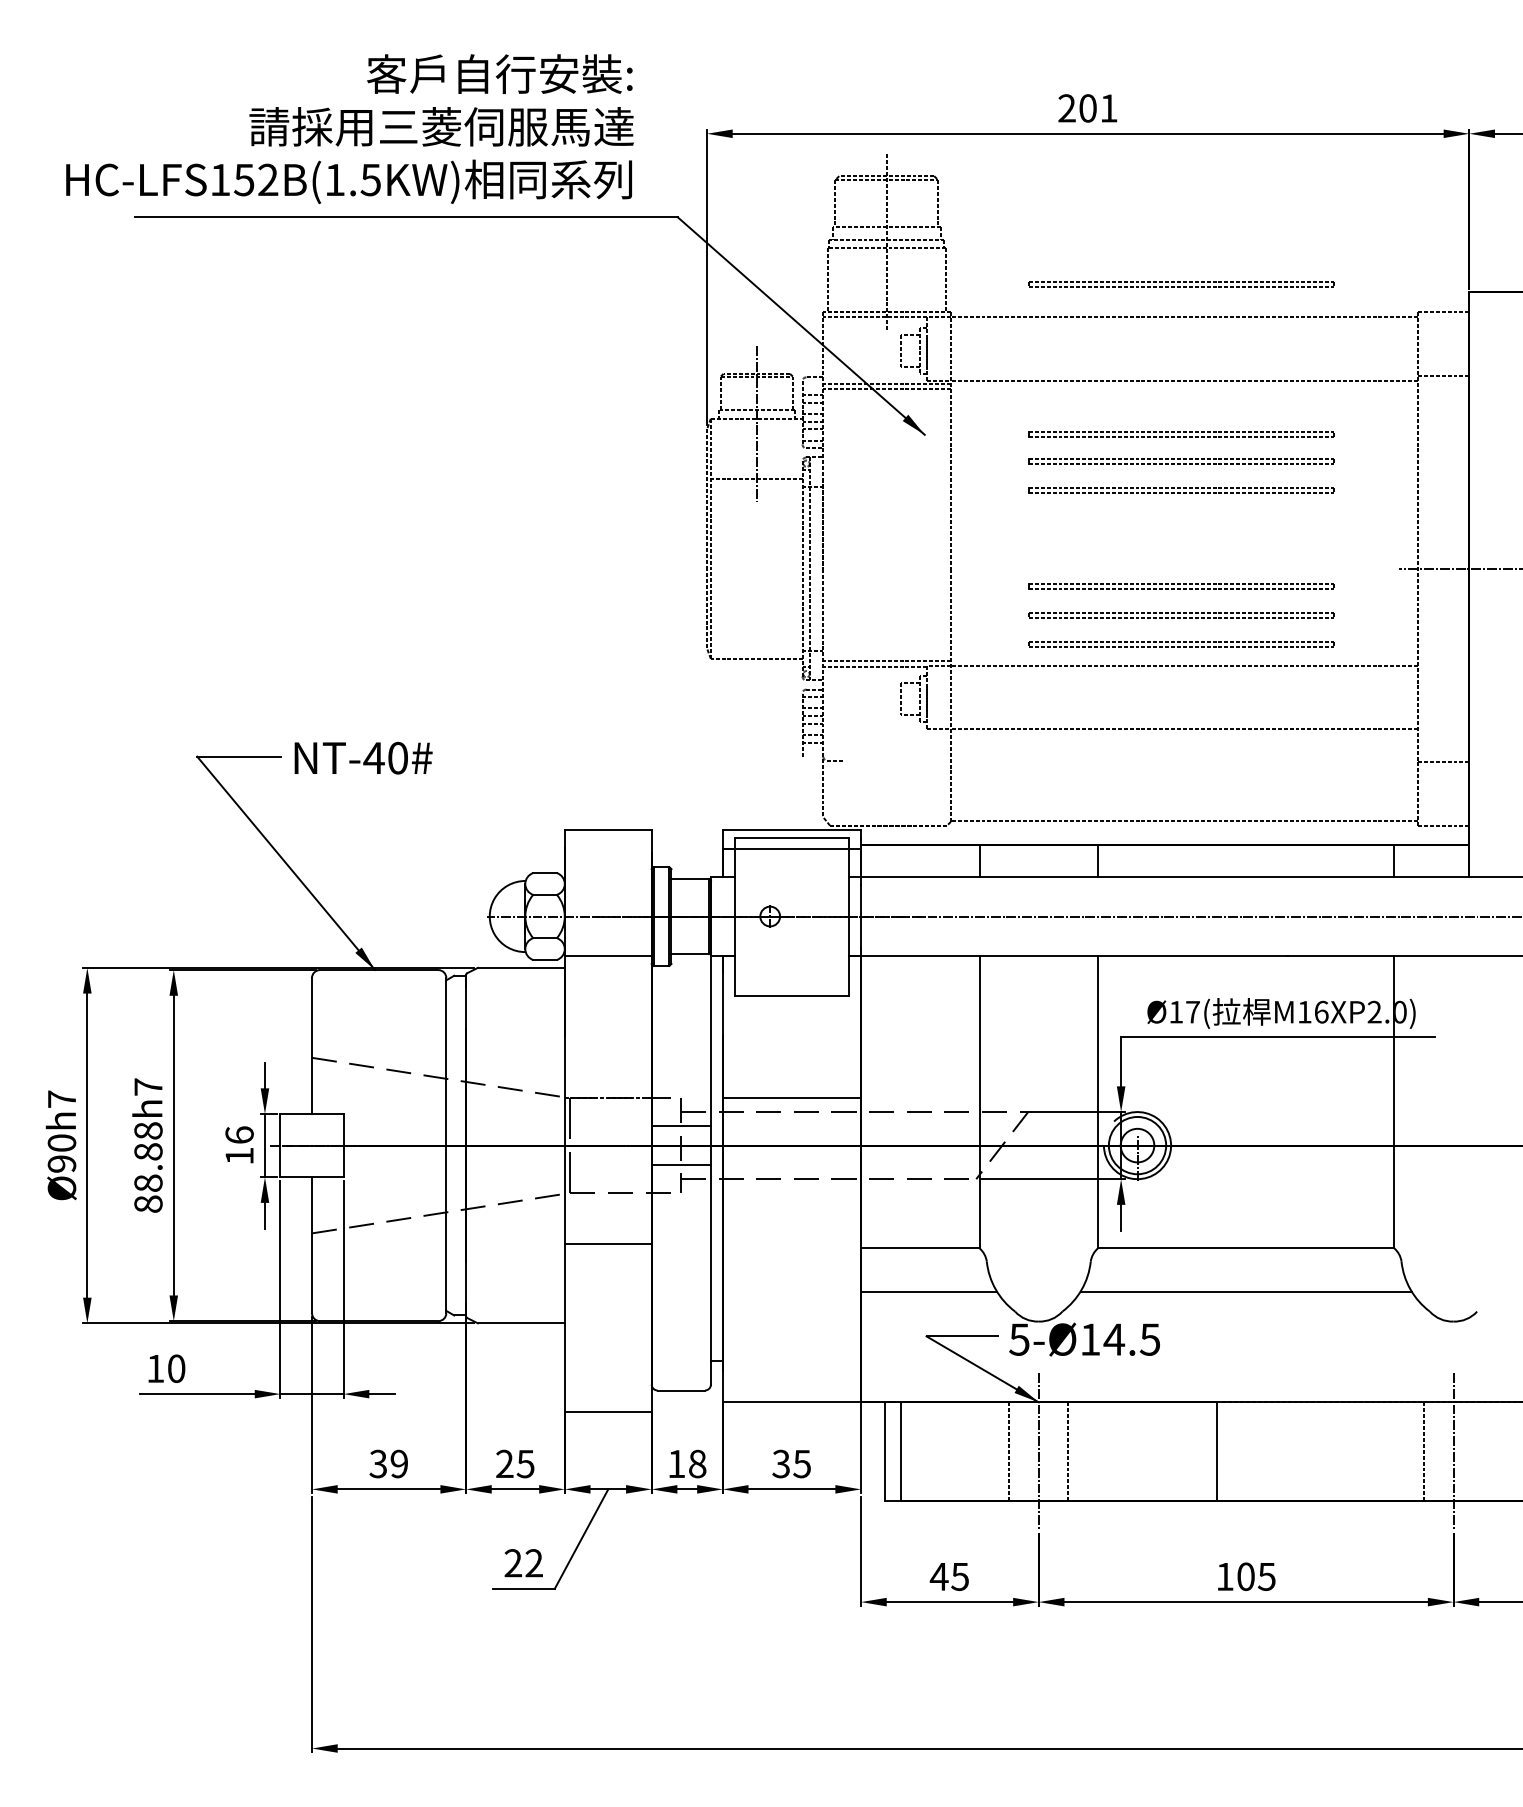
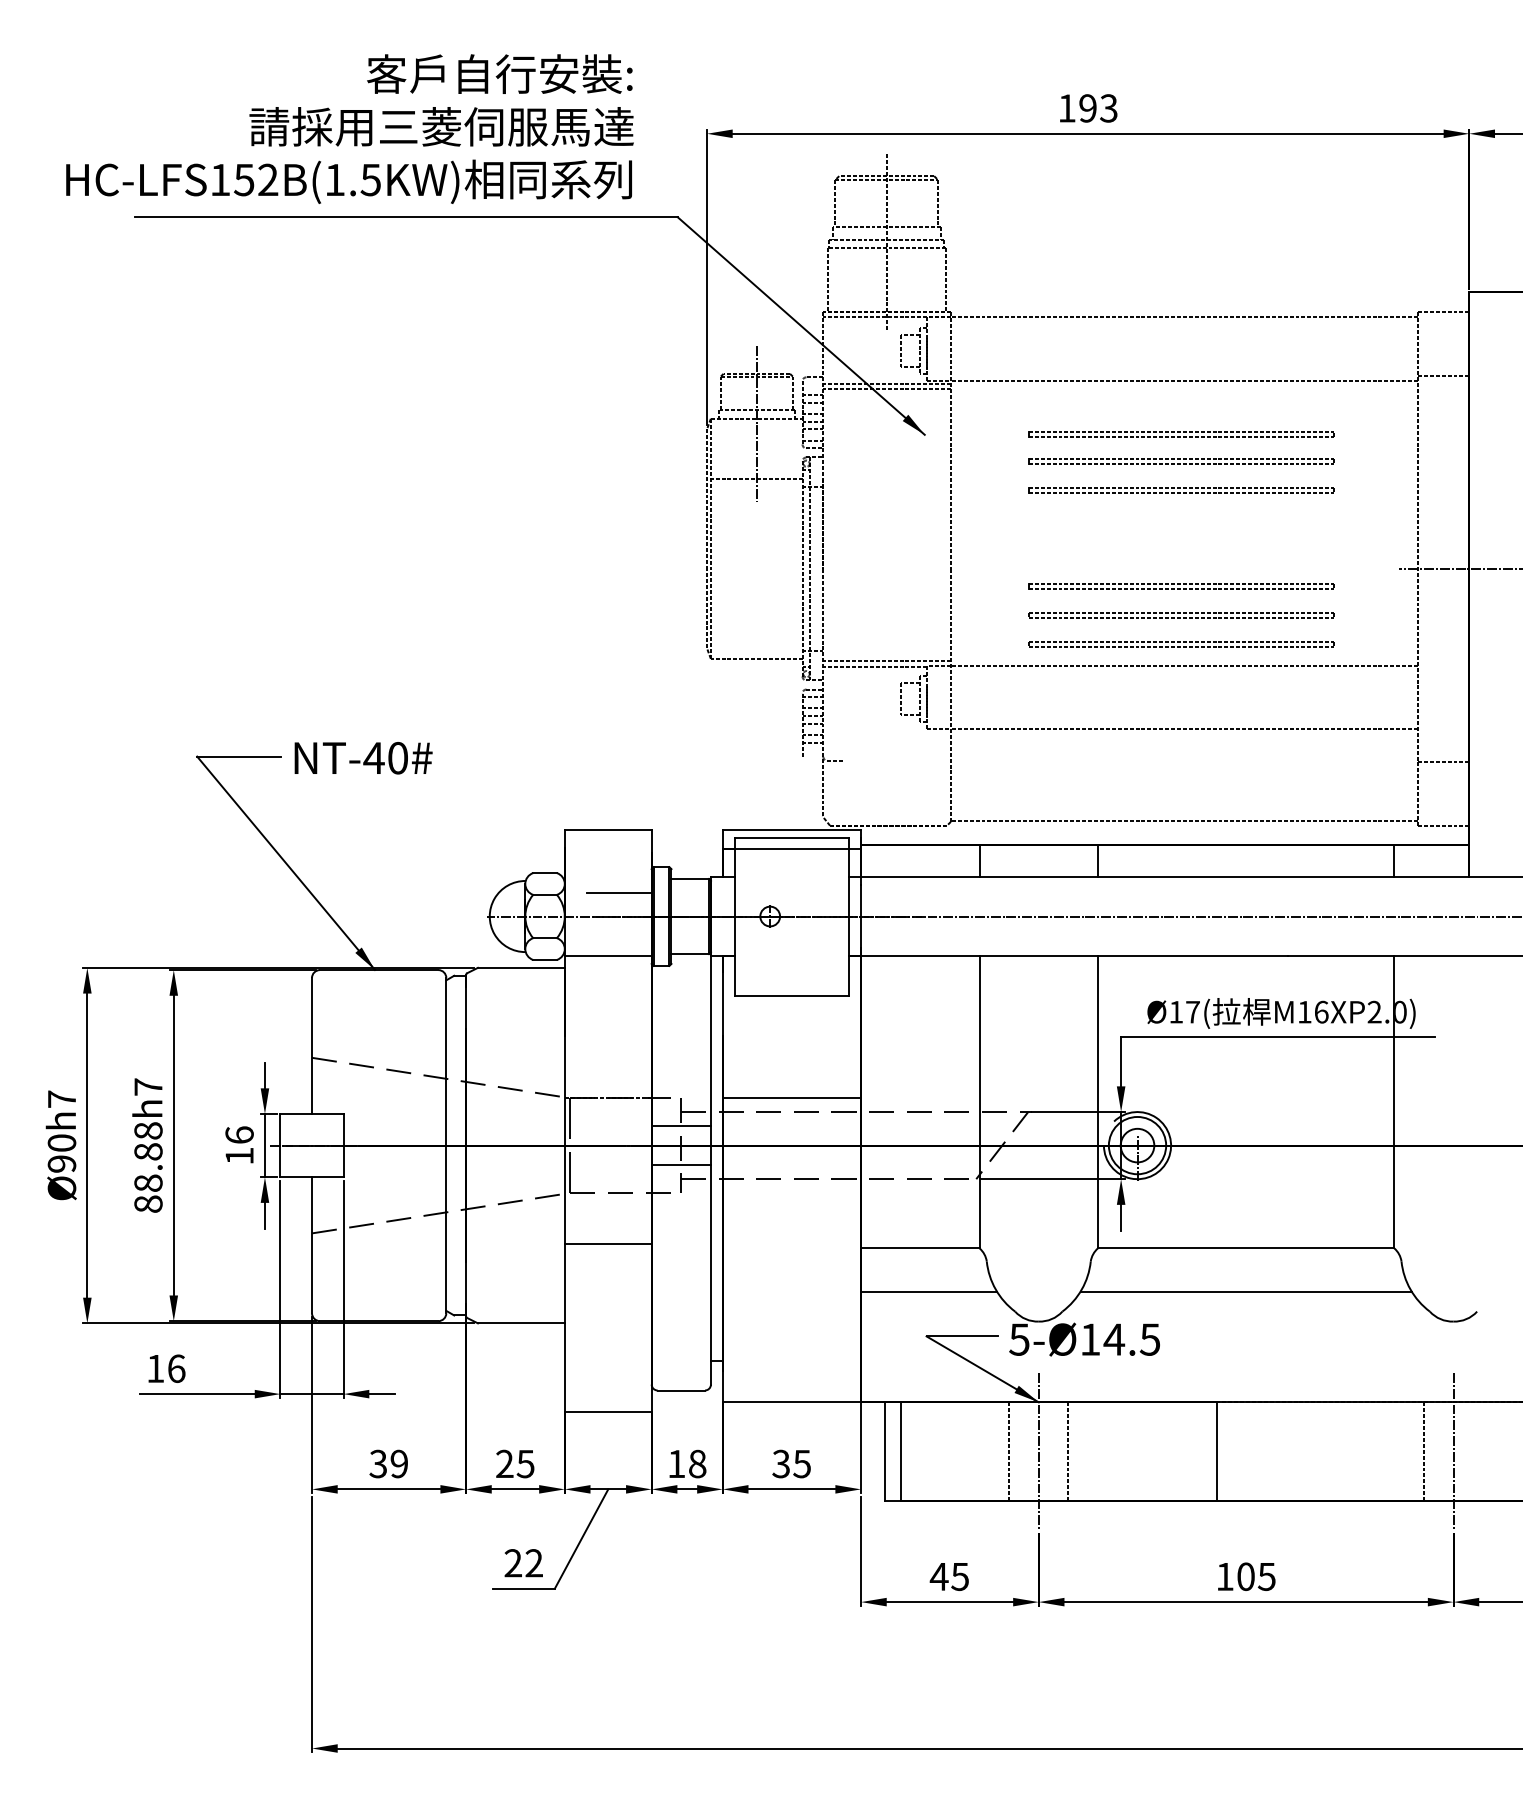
text: 201 -> 193 (1087, 108)
part: present -> none (1181, 284)
line: none -> present (618, 892)
text: 10 -> 16 (176, 1368)
